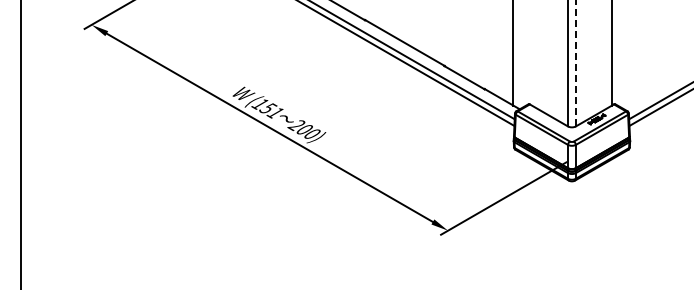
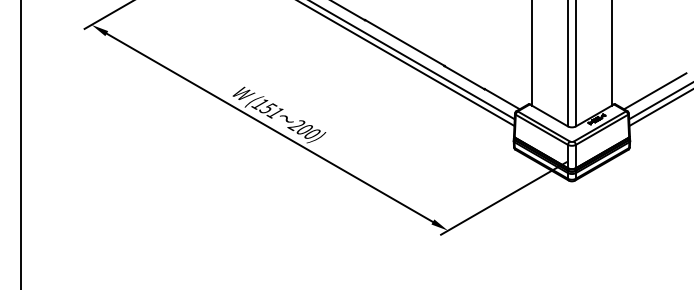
line position: (513, 53) -> (532, 53) (532, 53)
line: dashed -> solid (575, 63)
line: none -> present (655, 91)
